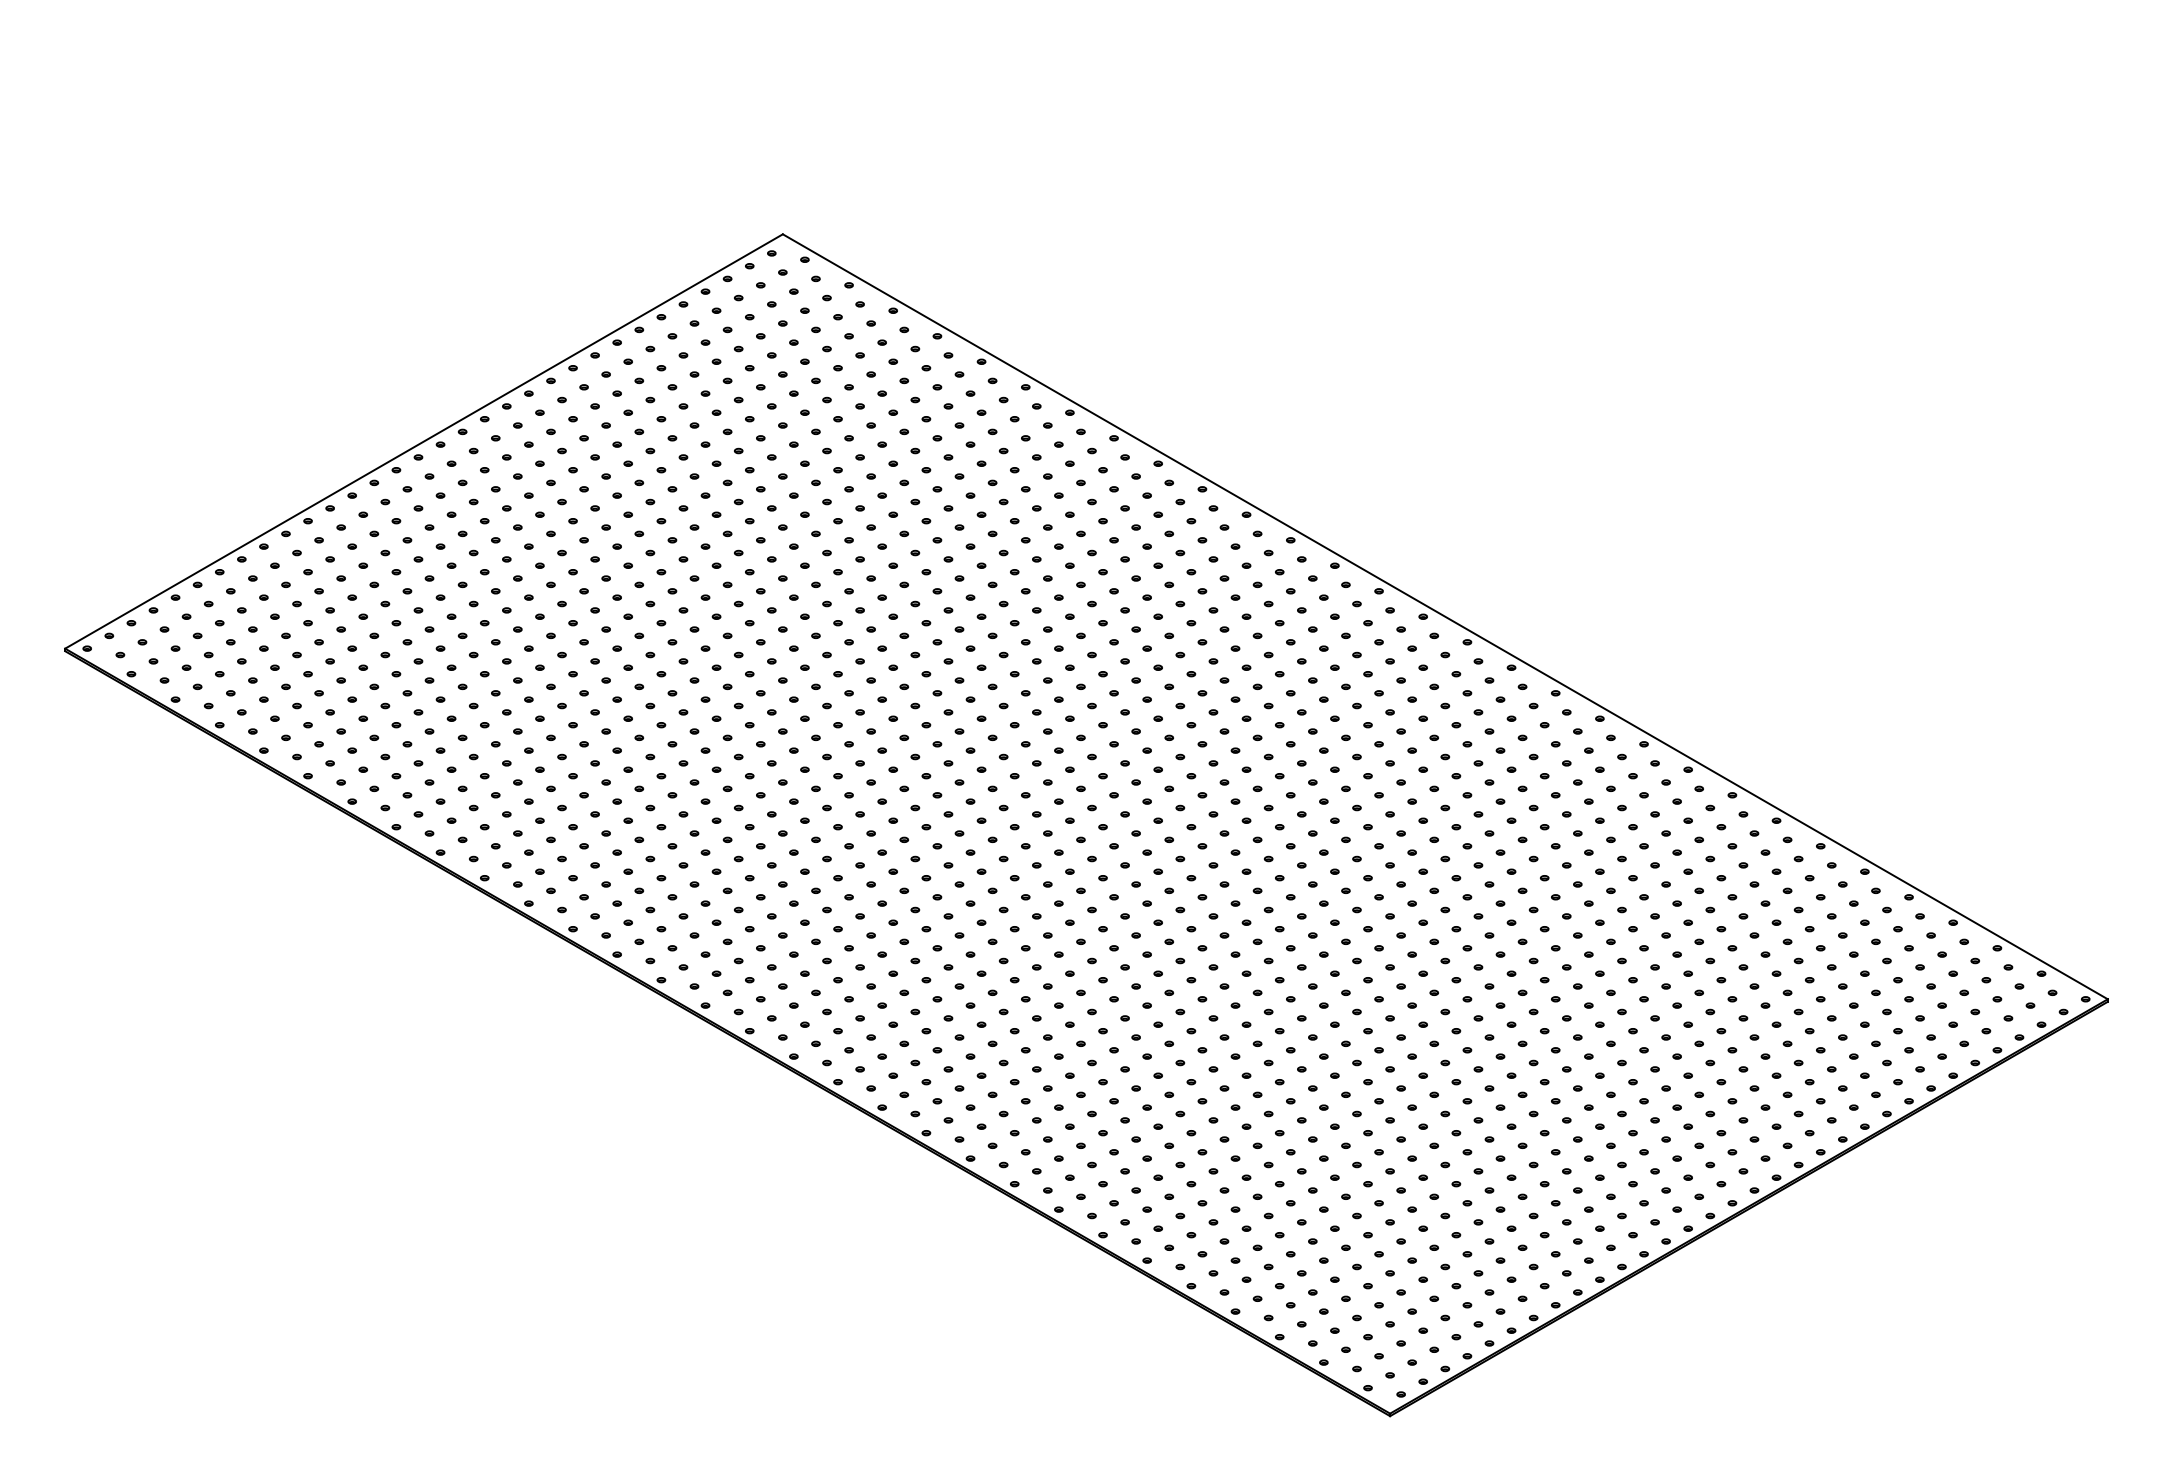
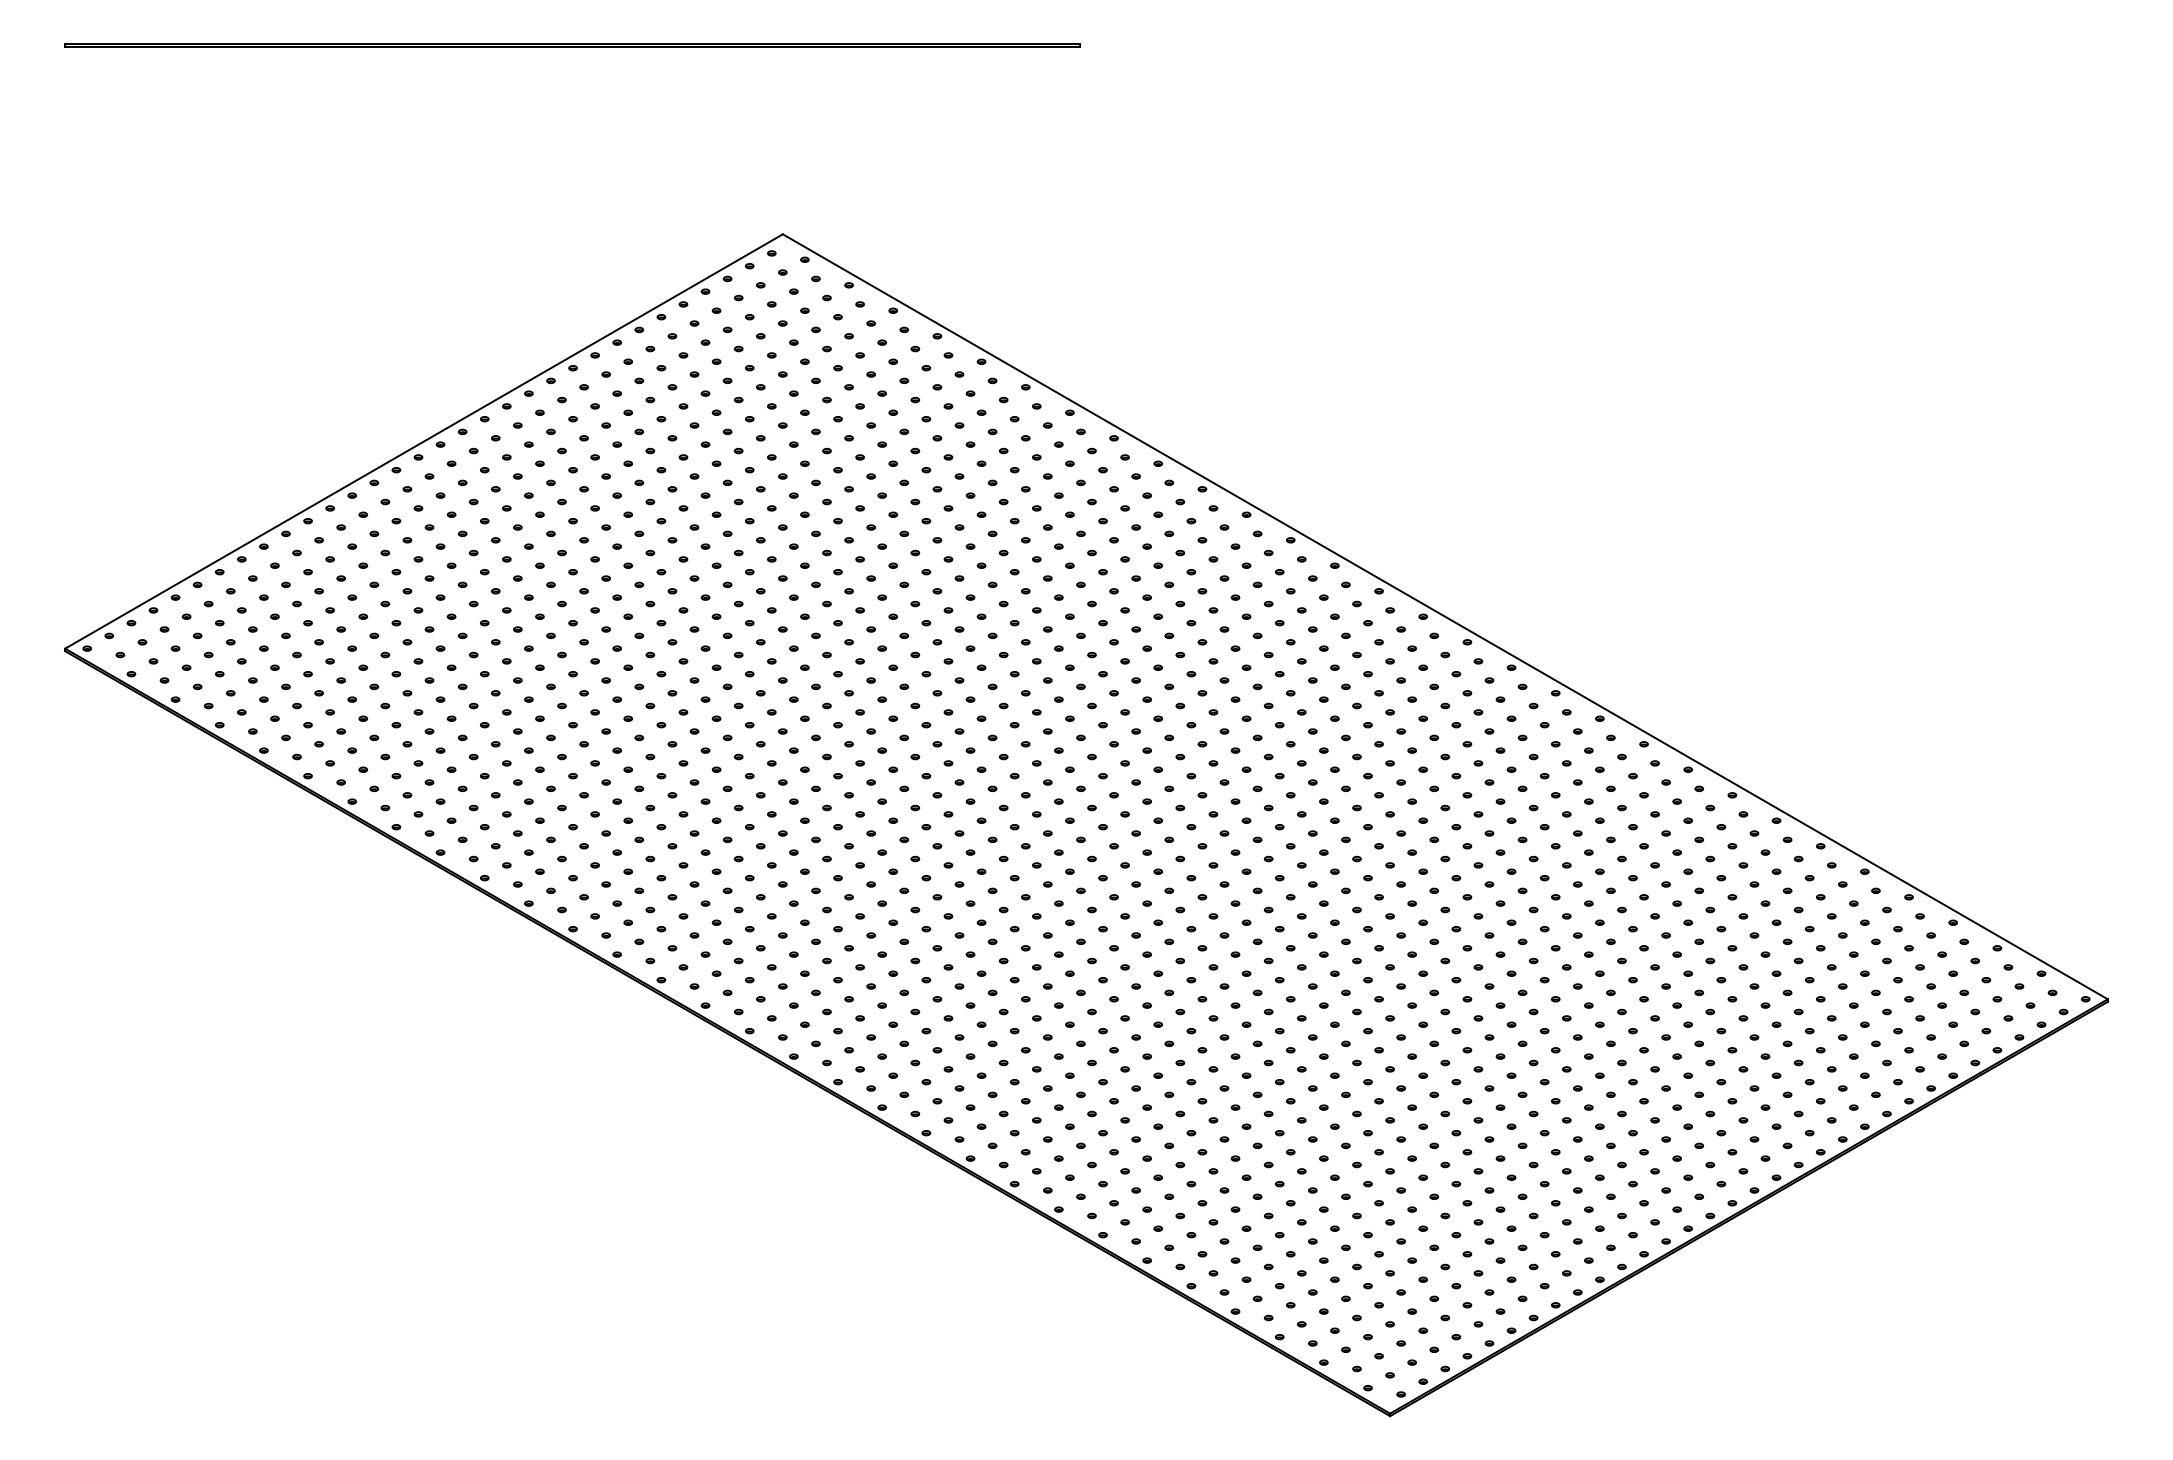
line: none -> present (572, 44)
